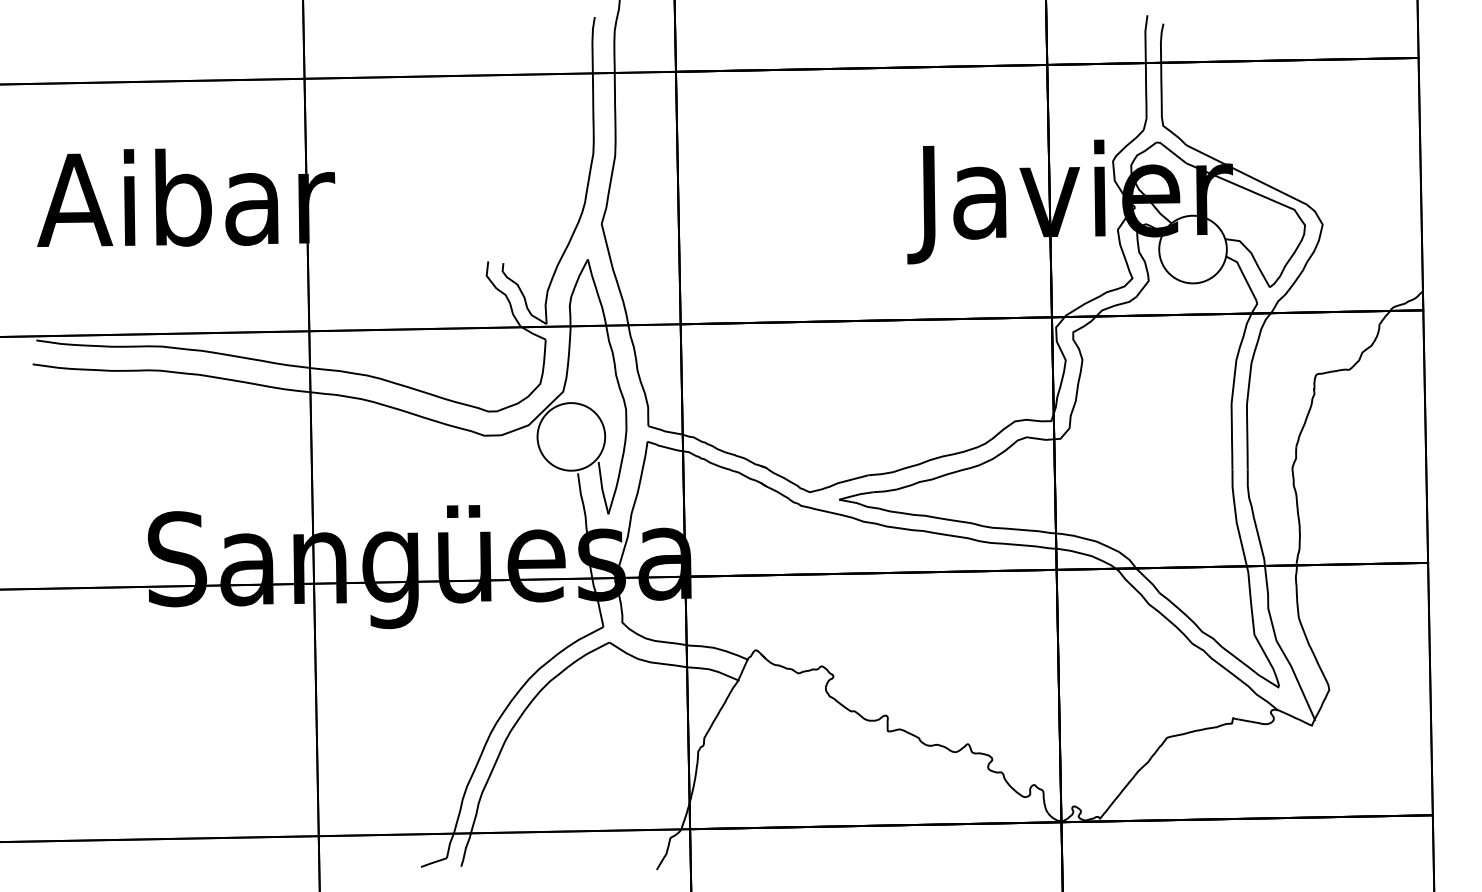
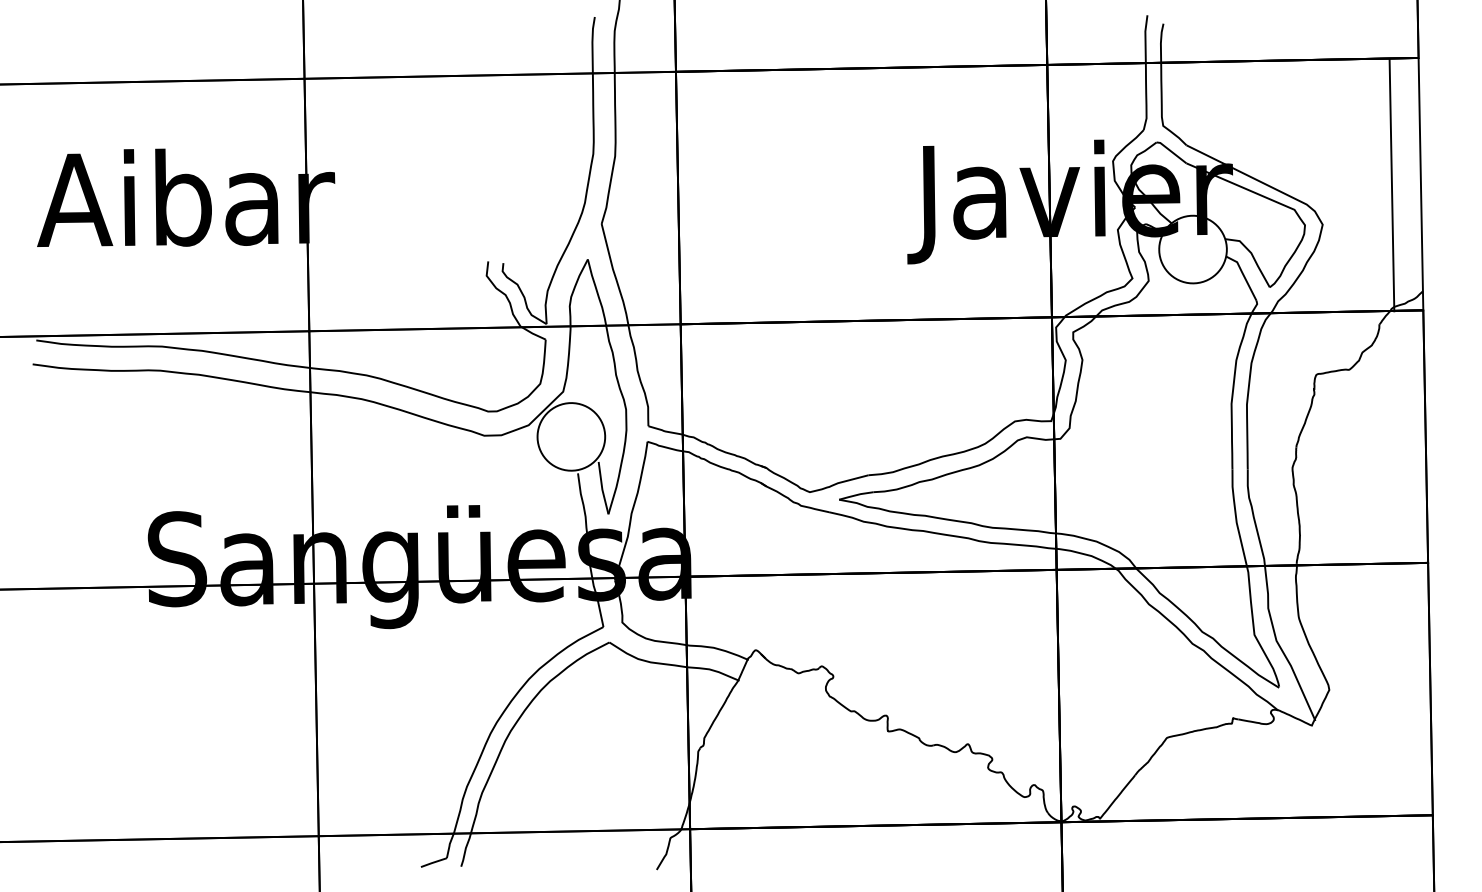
line position: (1420, 183) -> (1391, 184) (1391, 184)
